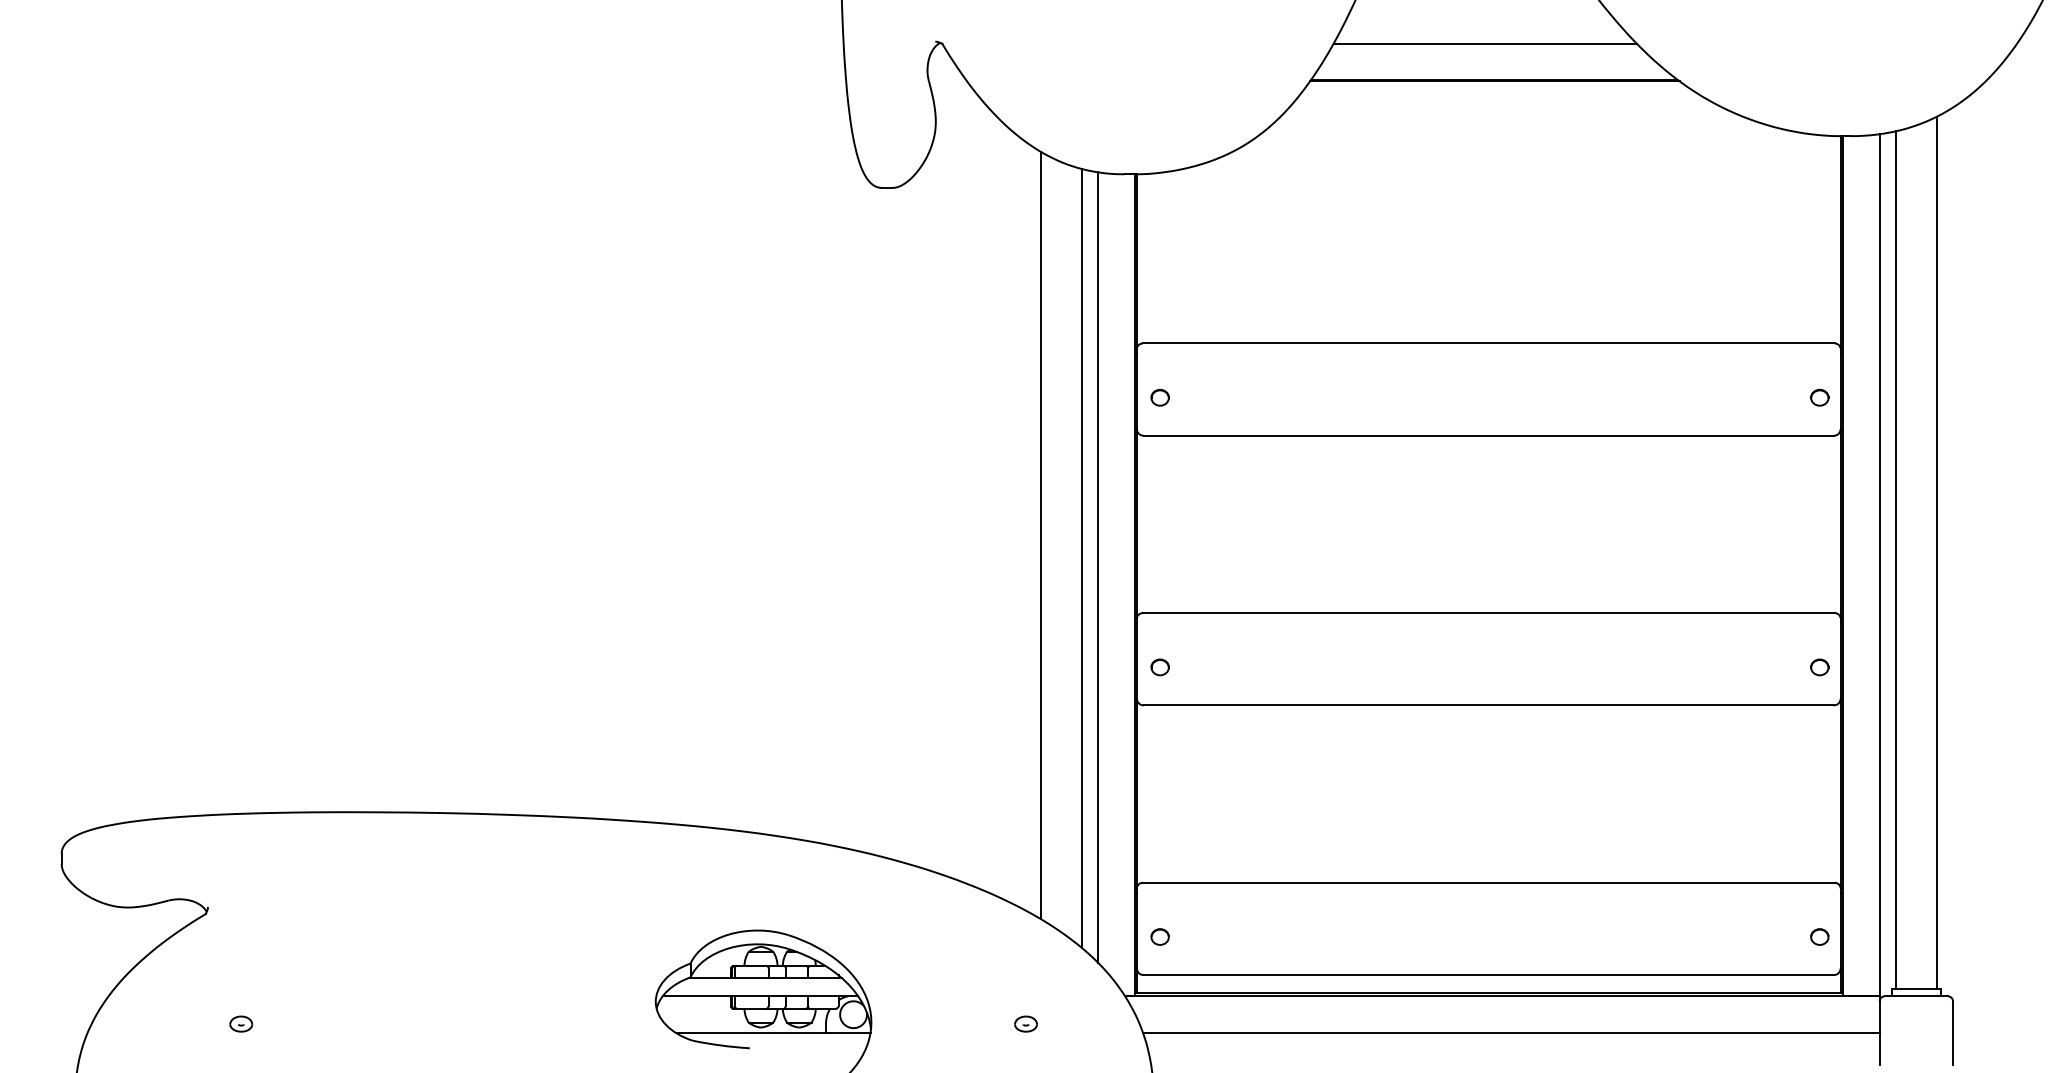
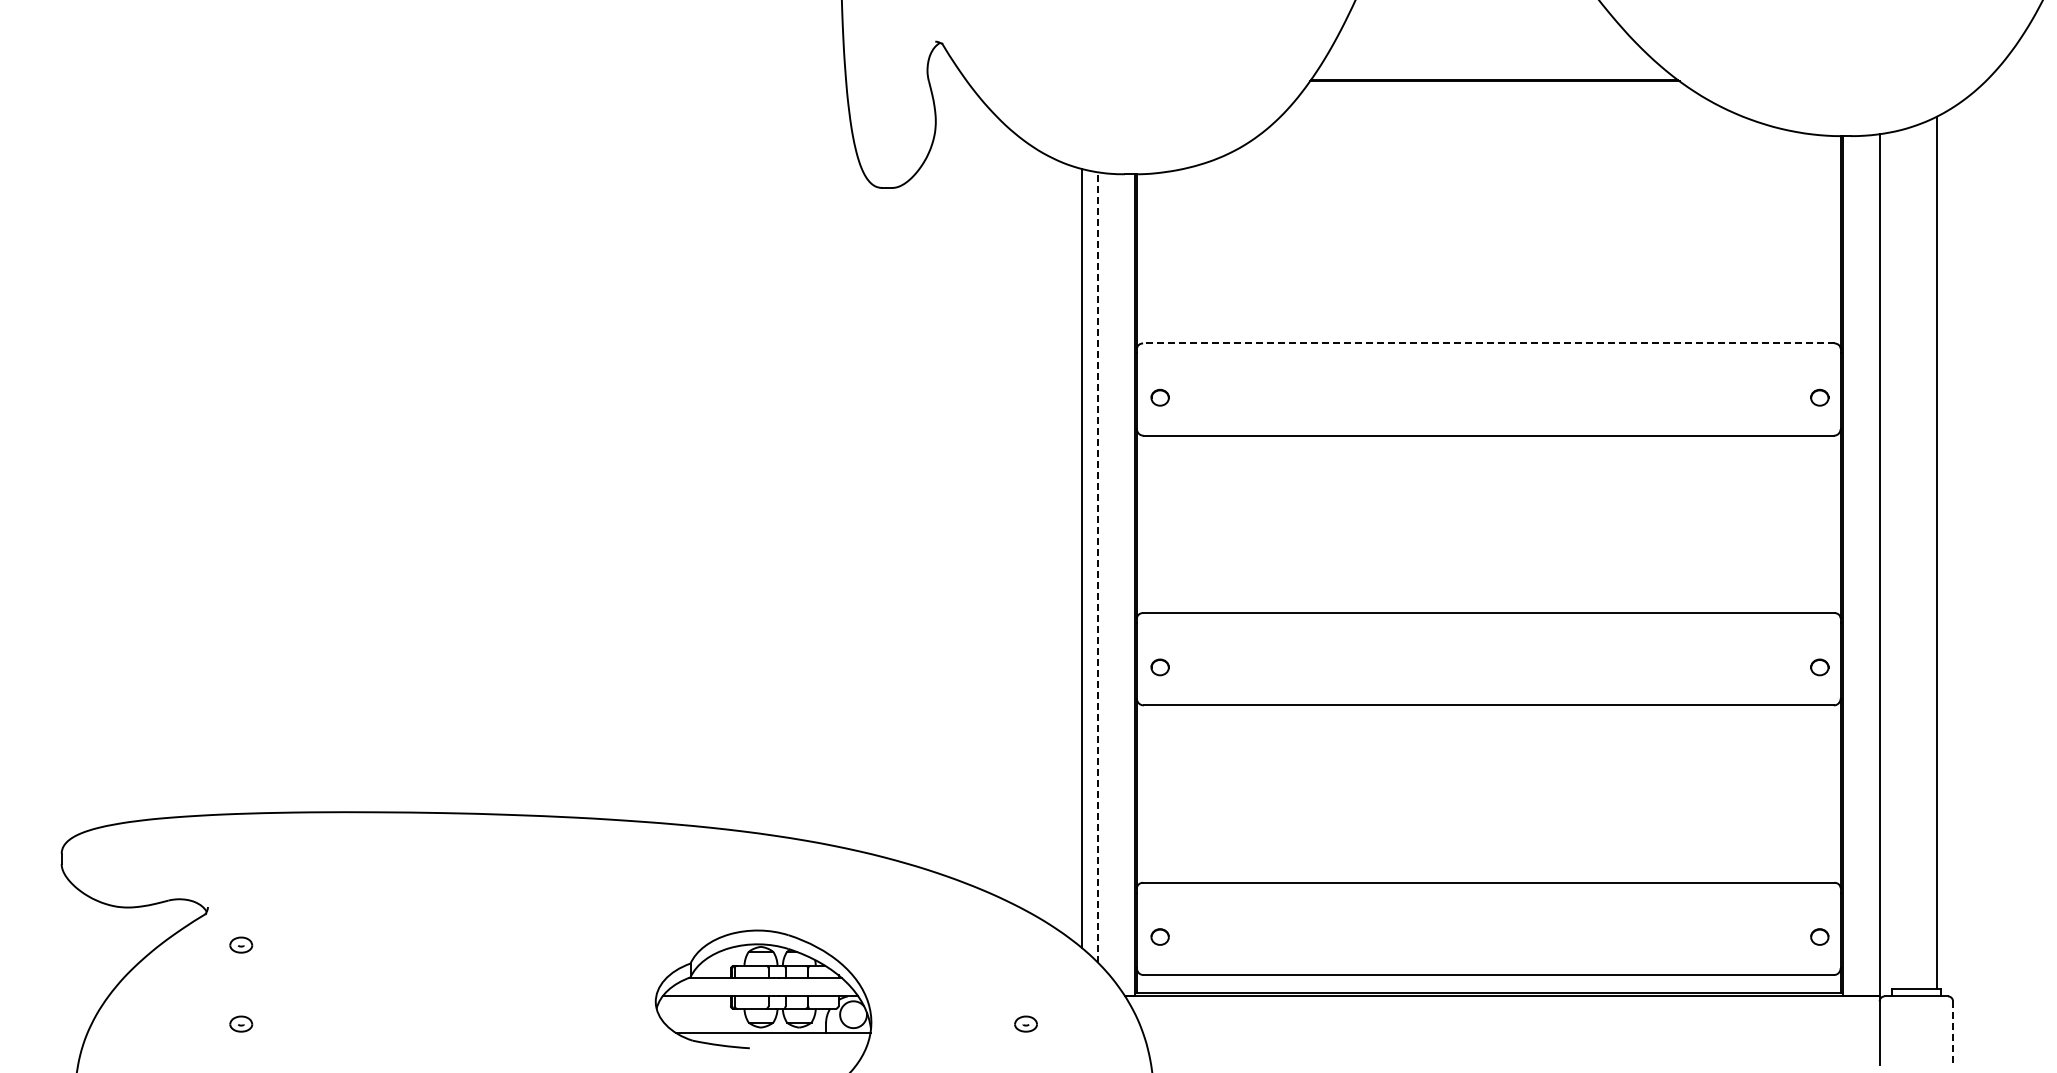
line: present -> none (1484, 43)
line: solid -> dashed (1488, 343)
line: present -> none (1040, 534)
line: present -> none (1895, 560)
line: solid -> dashed (1097, 566)
part: none -> present (241, 944)
line: present -> none (1511, 1033)
line: solid -> dashed (1953, 1033)
